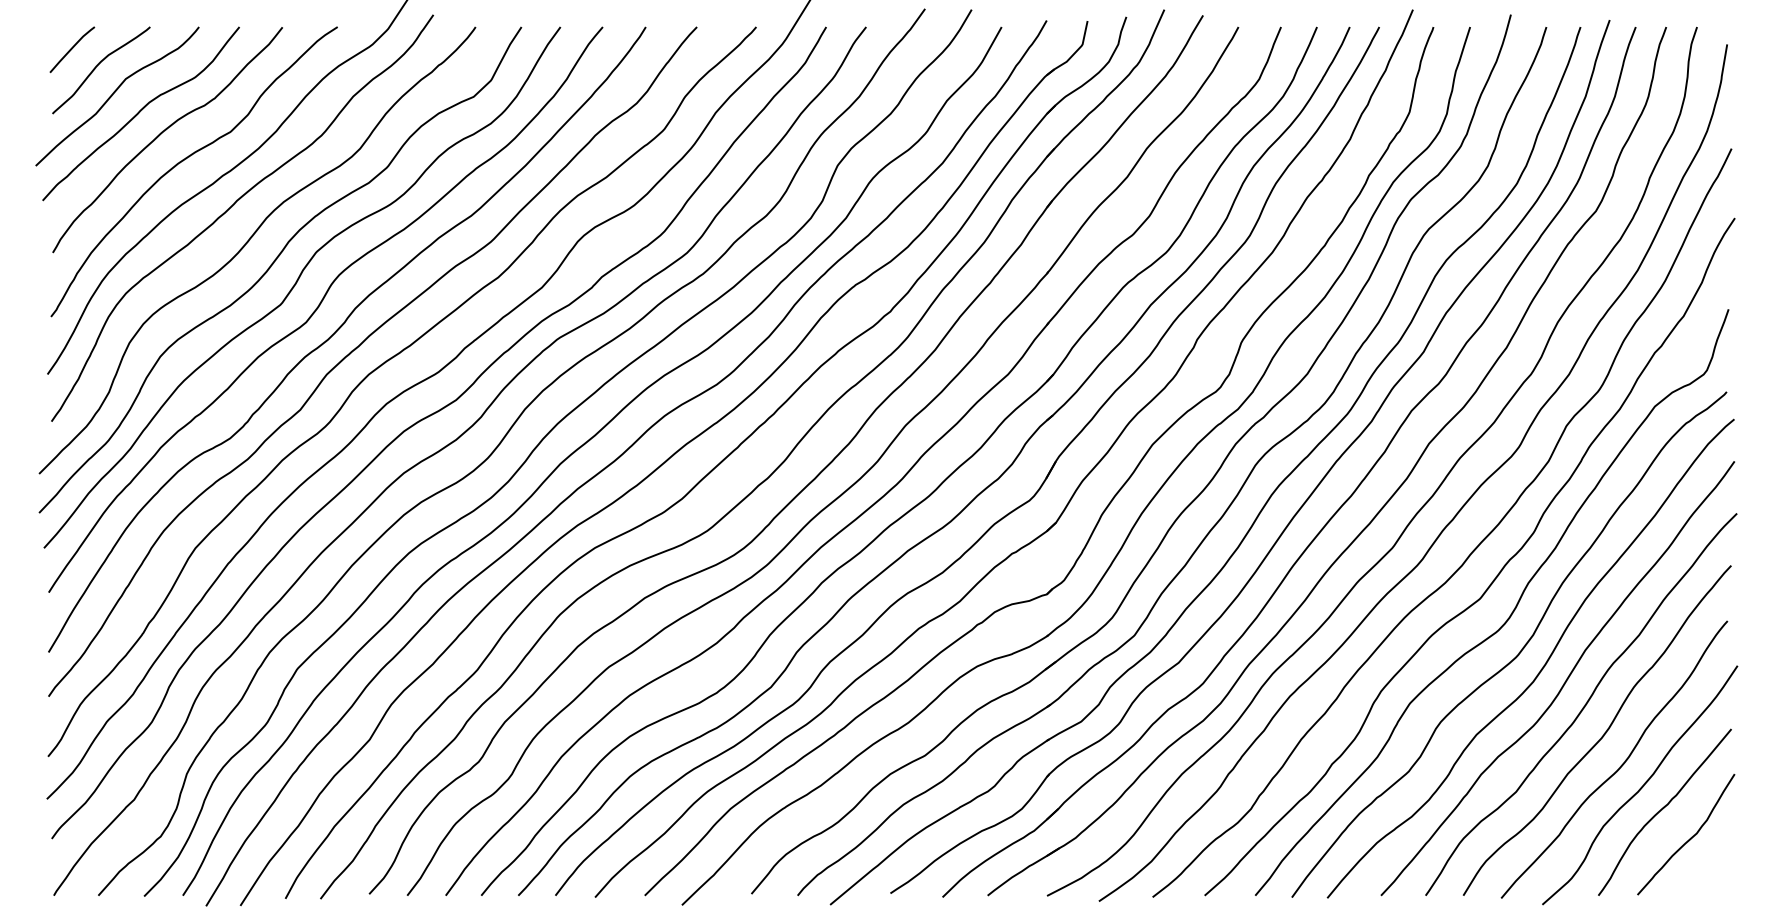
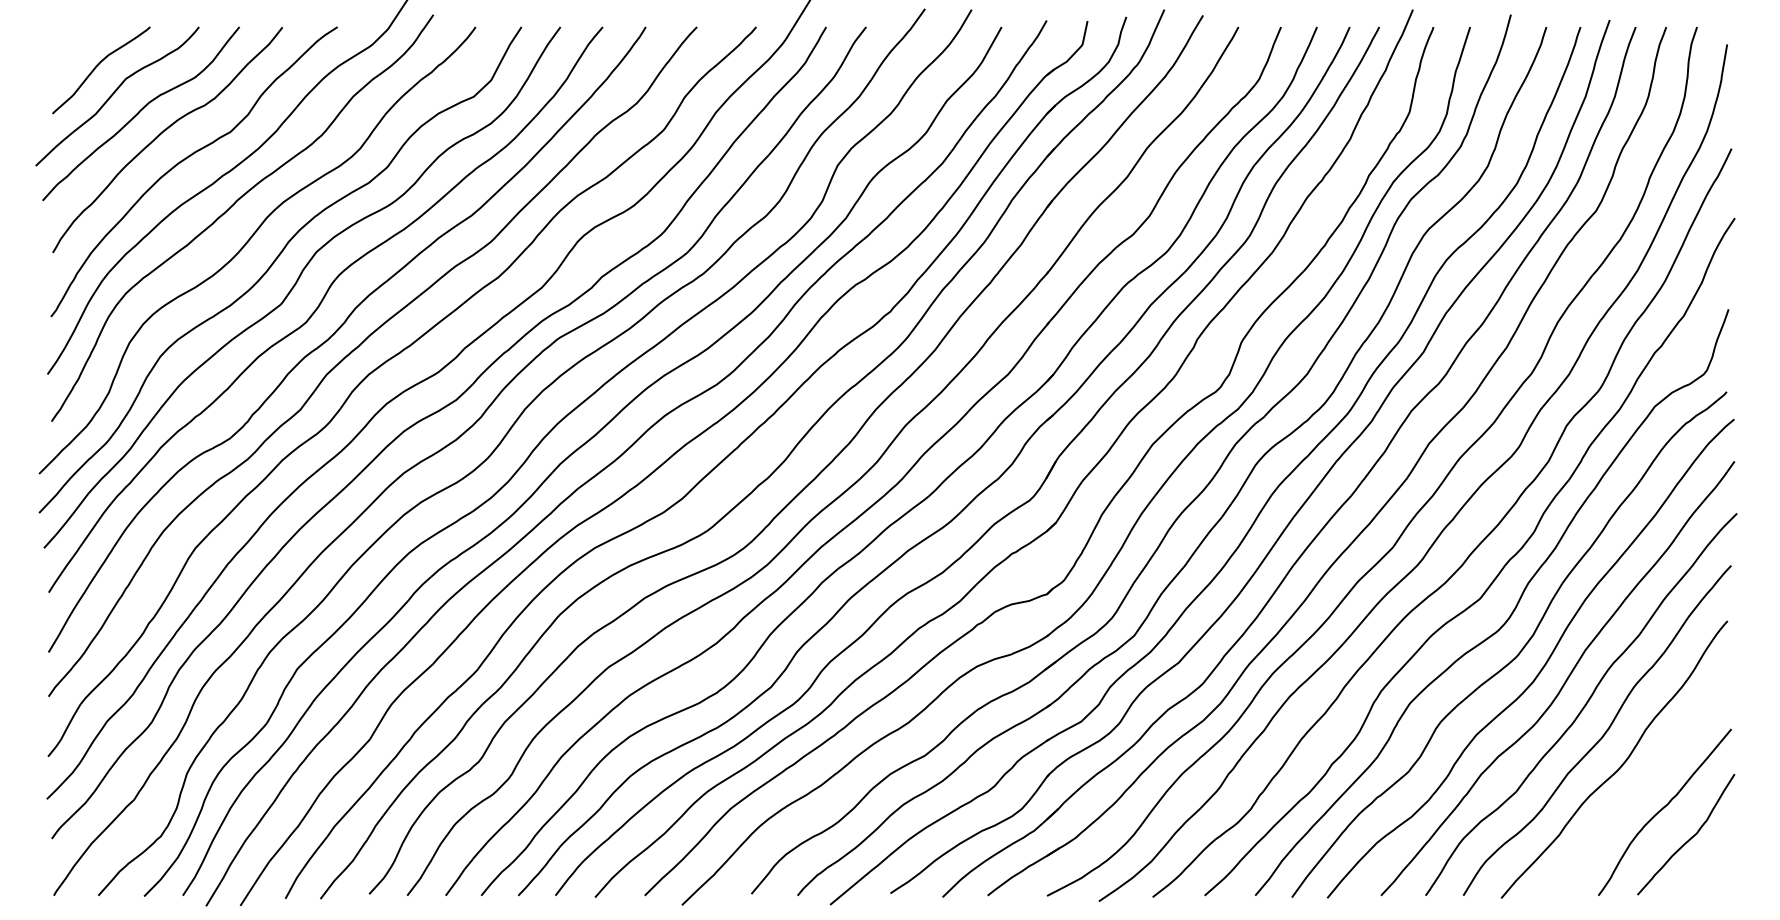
curve: present -> none (72, 49)
curve: present -> none (1641, 786)
